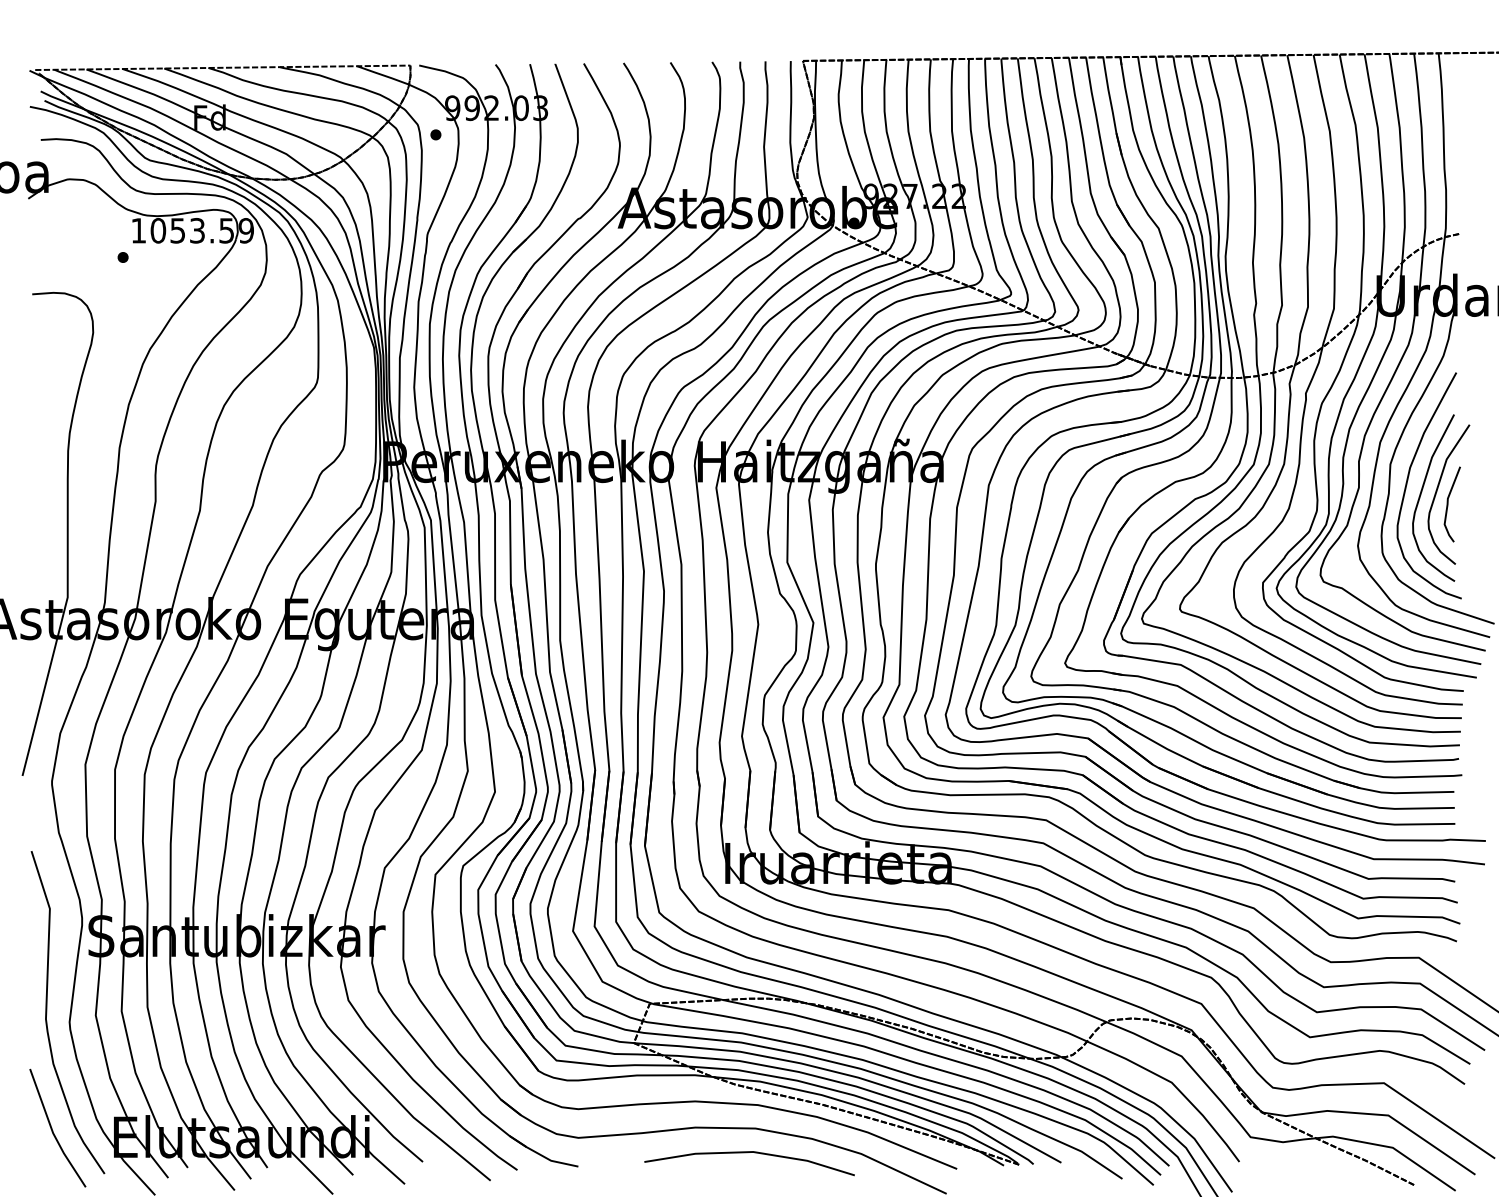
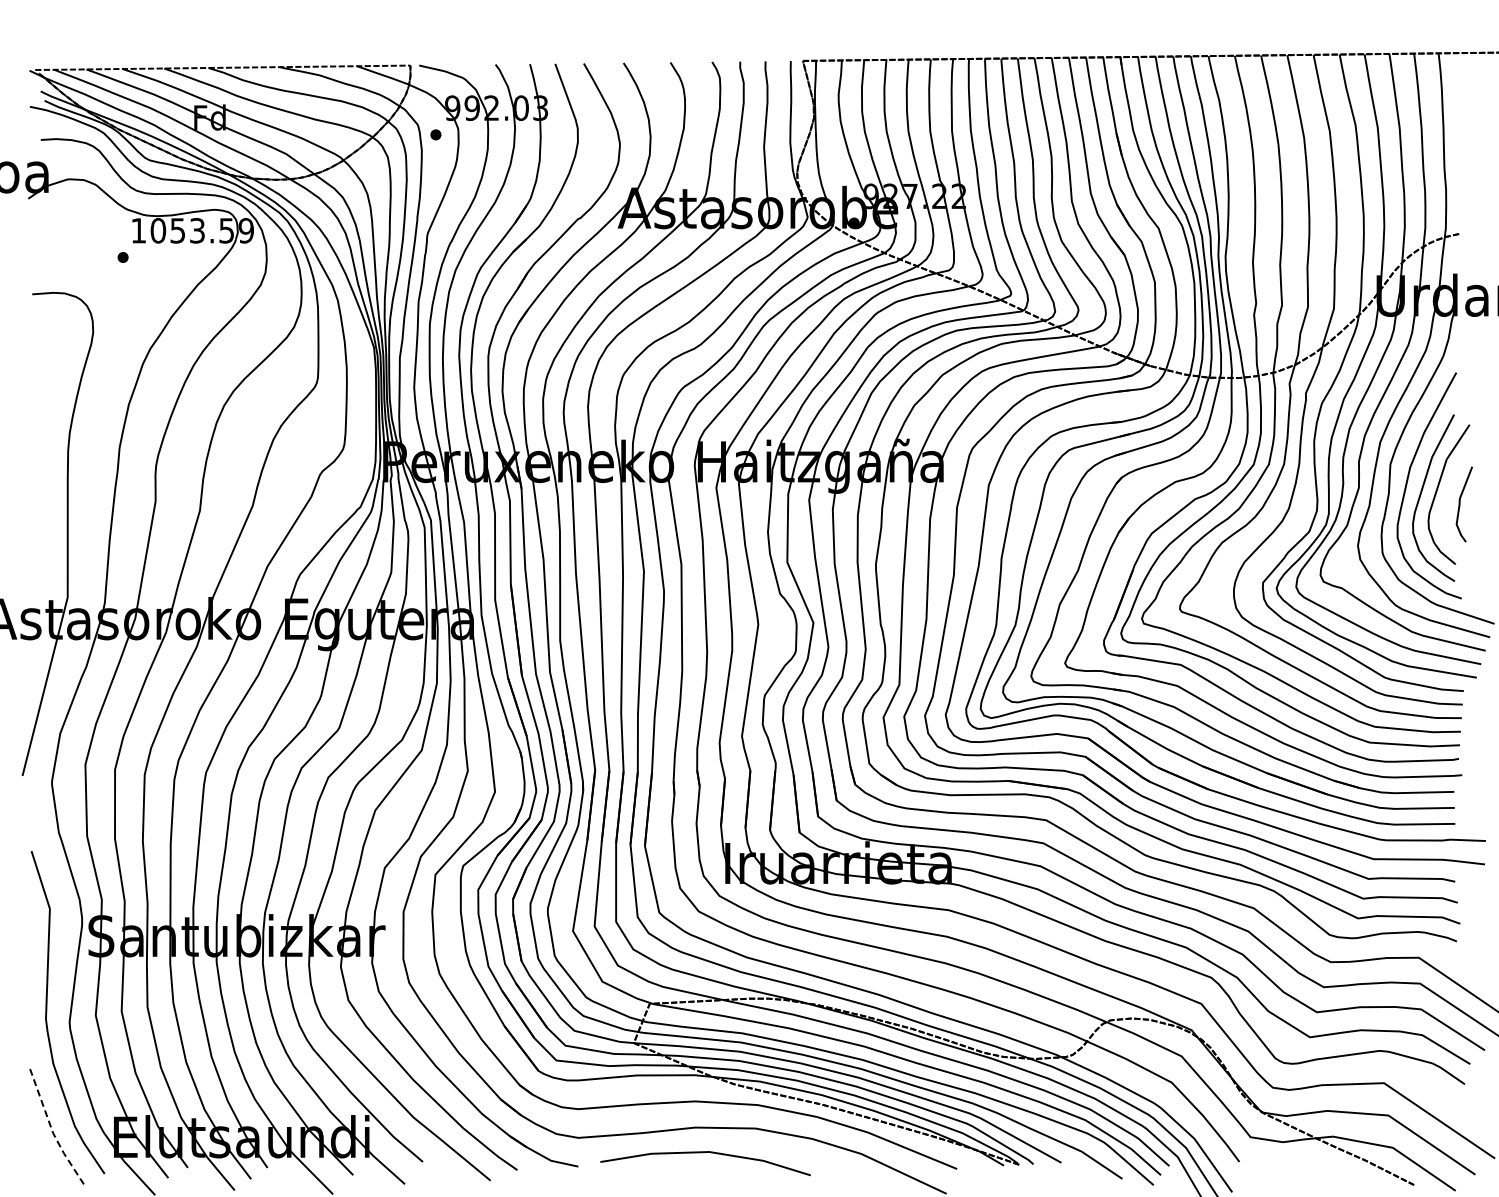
curve position: (1448, 504) -> (1460, 504) (1460, 504)
line: solid -> dashed (52, 1132)
line position: (747, 1153) -> (703, 1153) (703, 1153)
